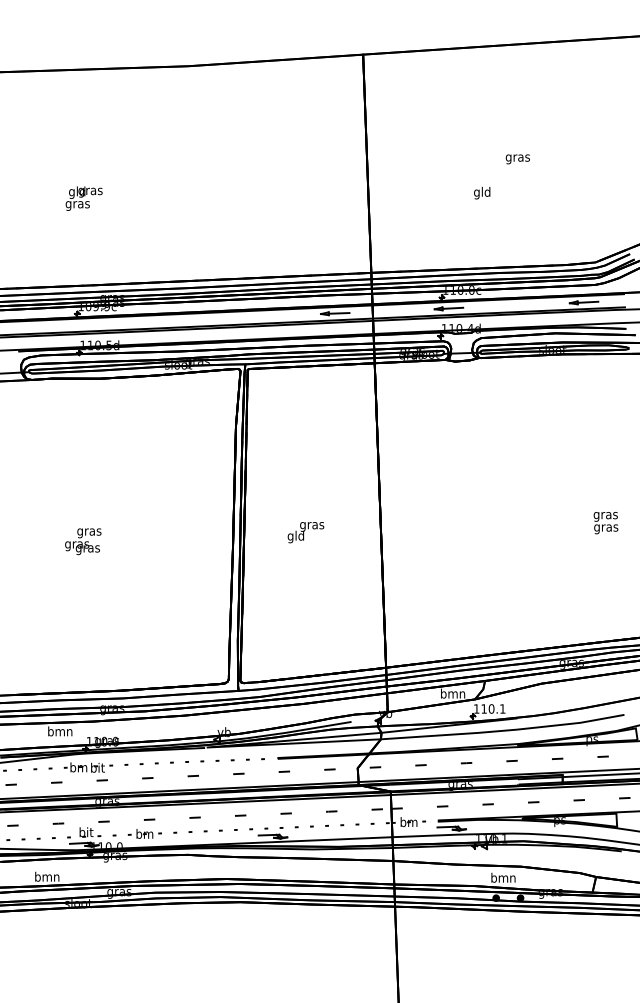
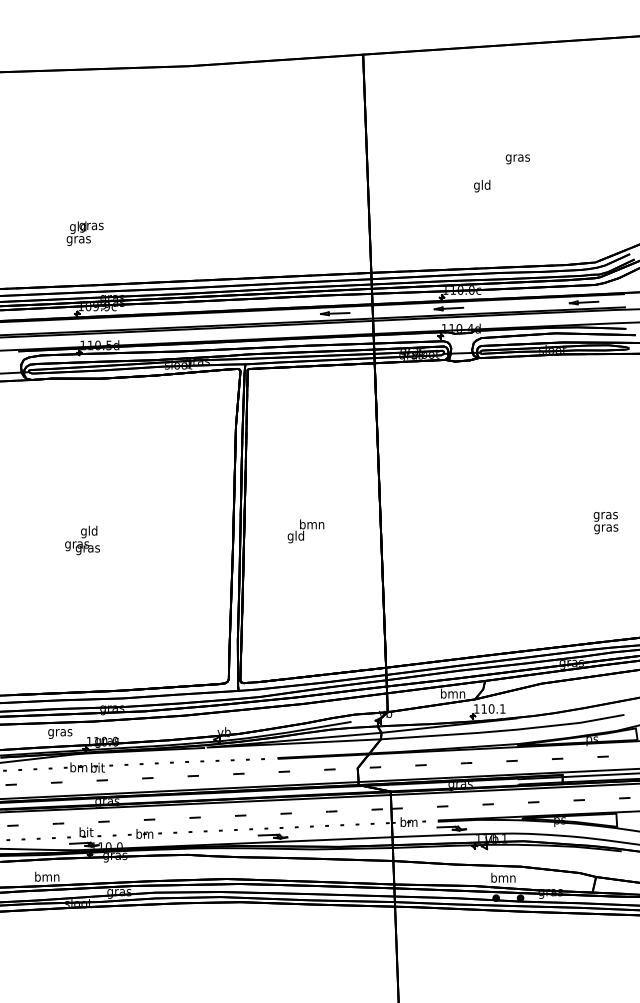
text position: (482, 193) -> (482, 186) (482, 186)
text position: (83, 198) -> (84, 233) (84, 233)
text: gras -> bmn (312, 525)
text: gras -> gld (89, 531)
text: bmn -> gras (60, 732)
